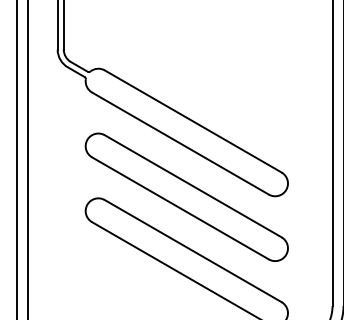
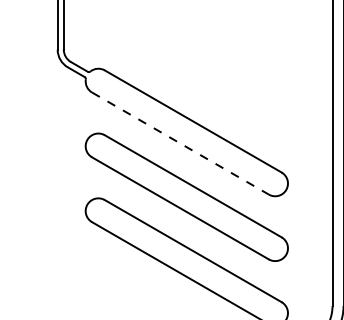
line: solid -> dashed (180, 143)
line: present -> none (16, 159)
line: present -> none (27, 159)
